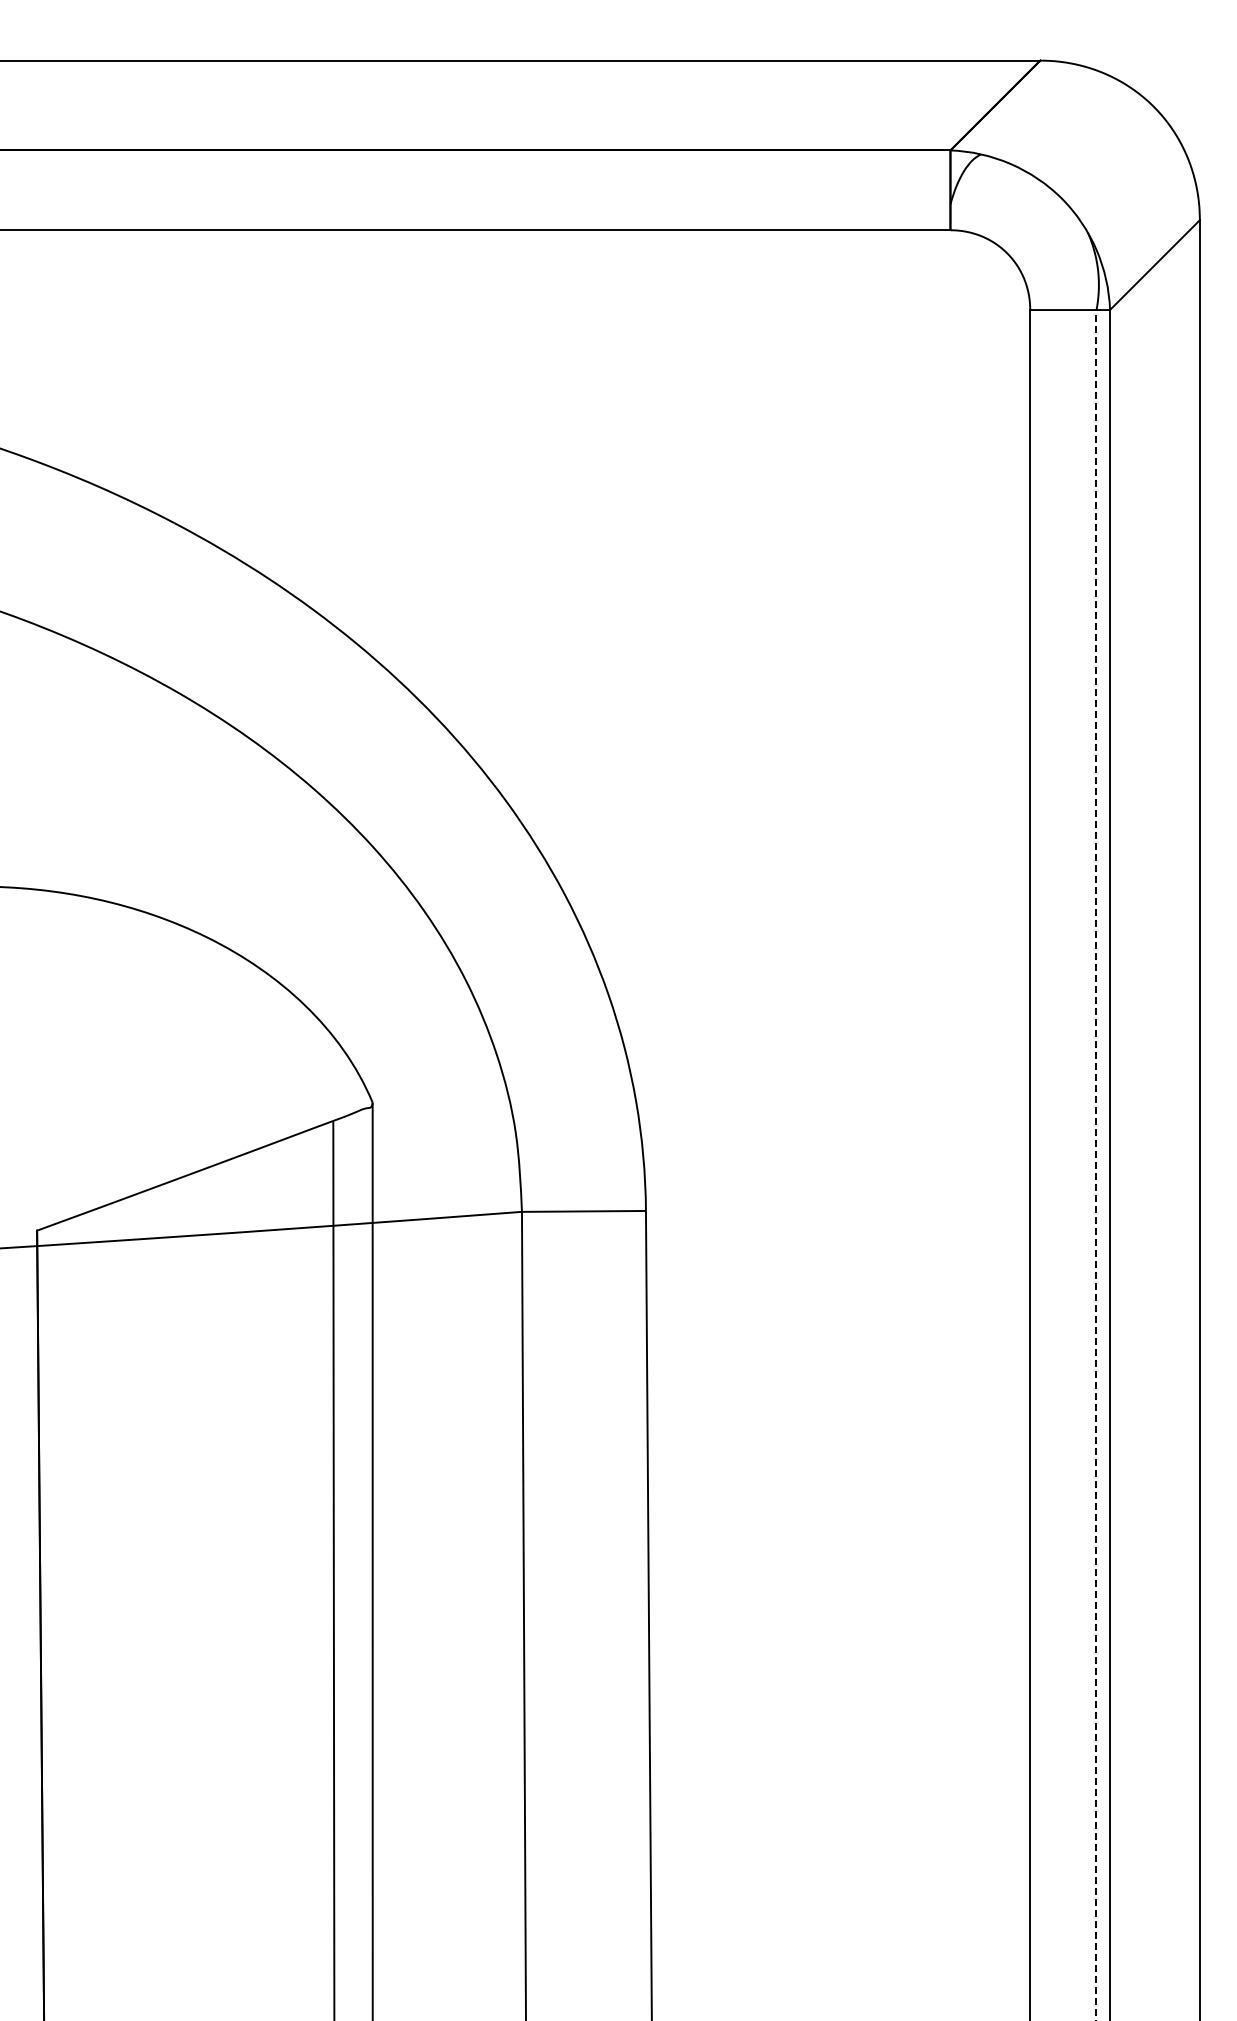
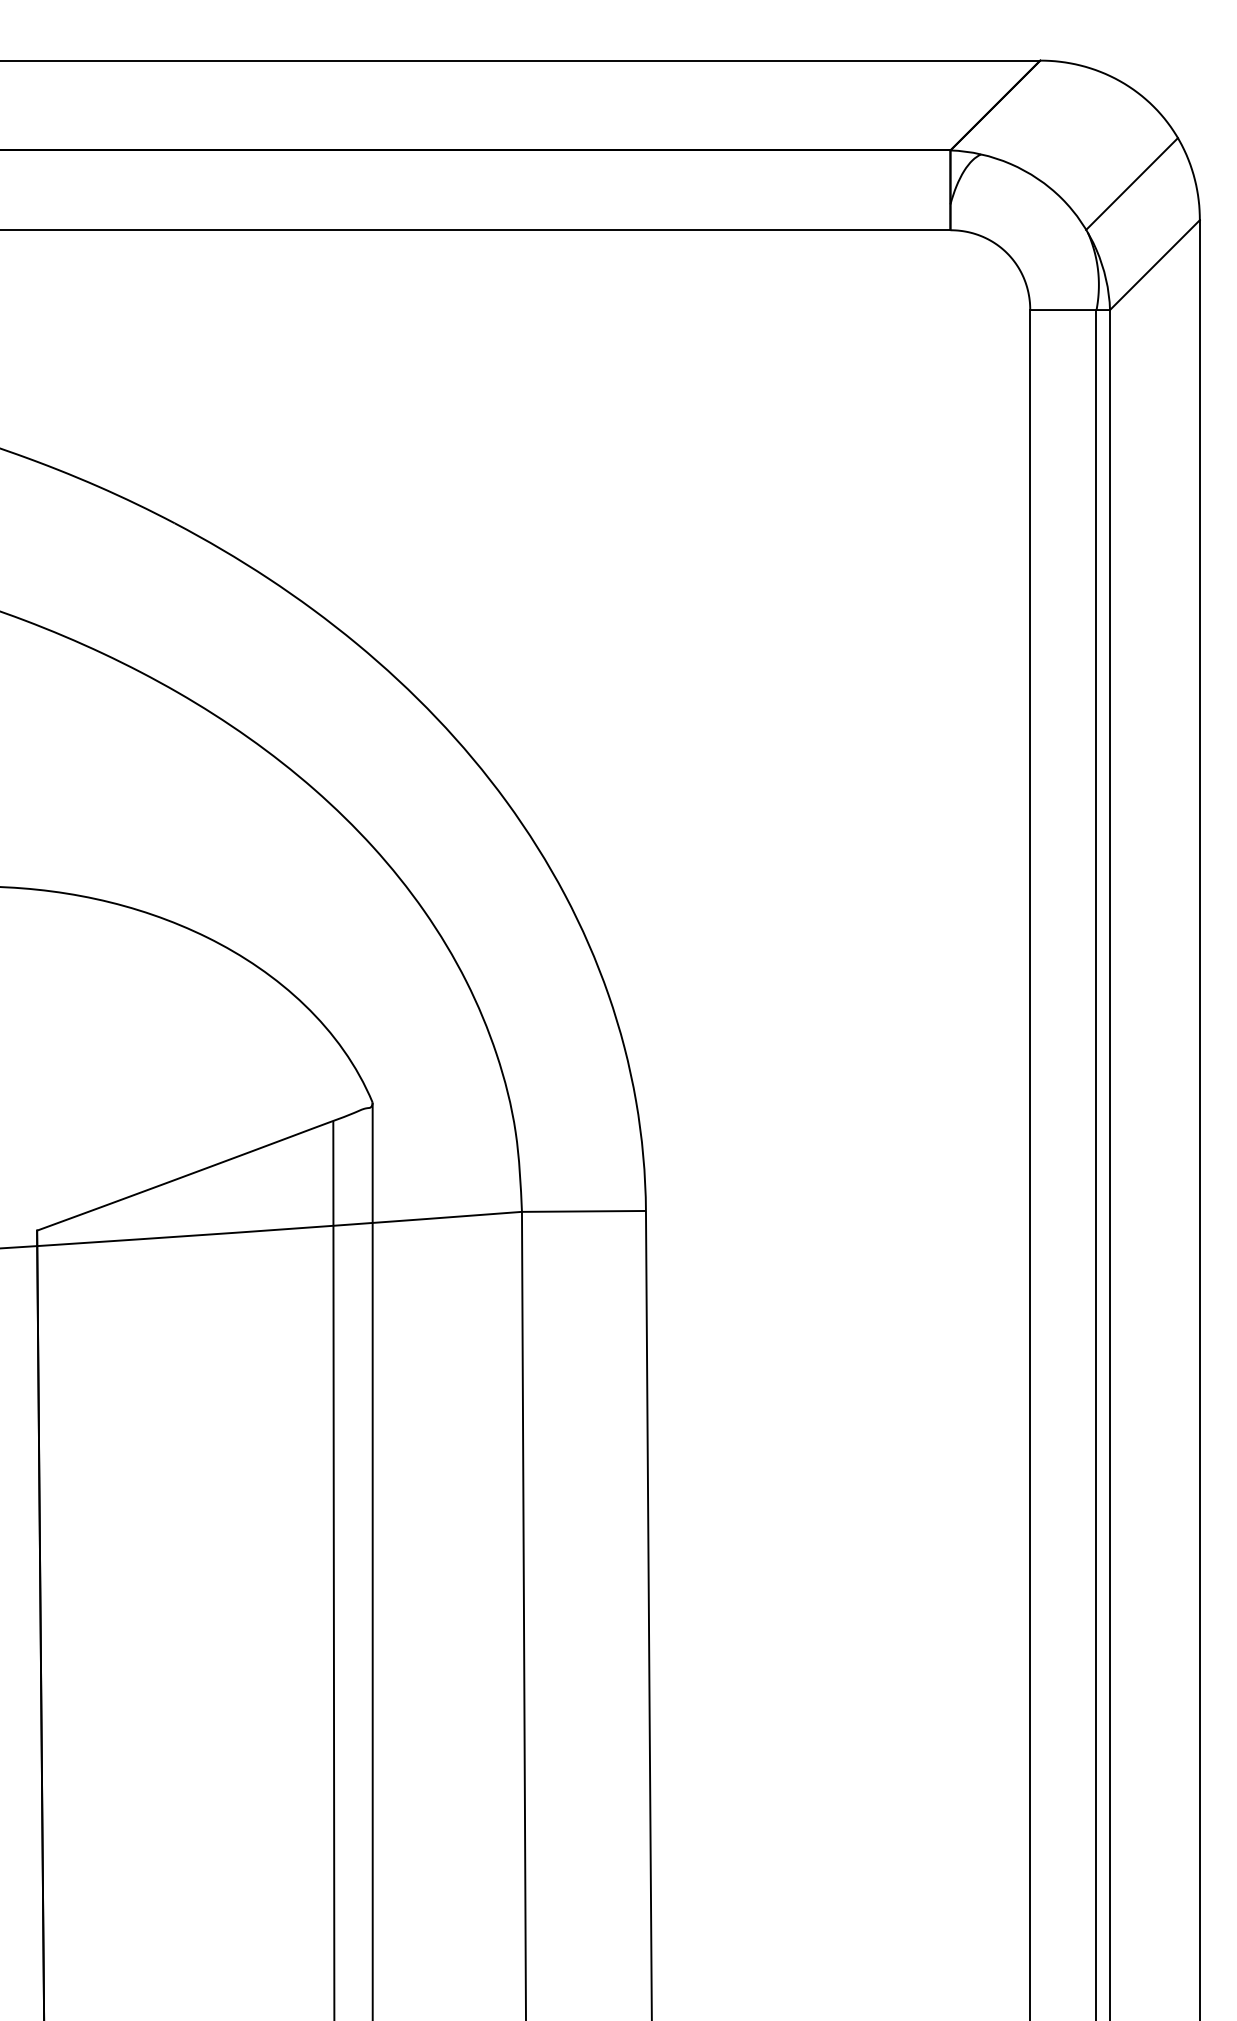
line: none -> present (1131, 183)
line: dashed -> solid (1095, 1165)
